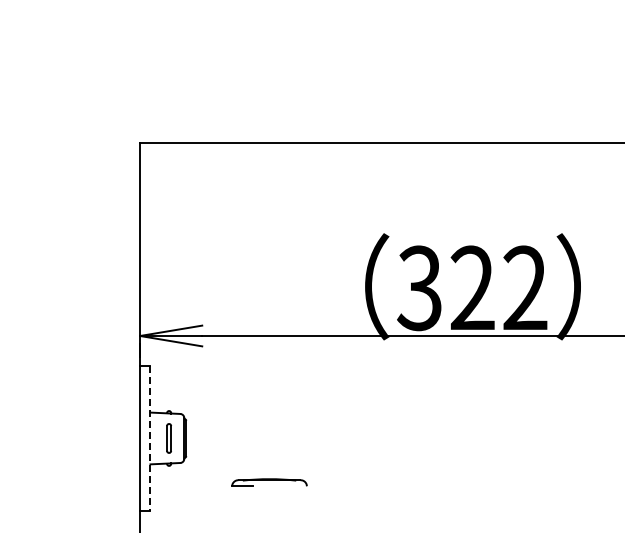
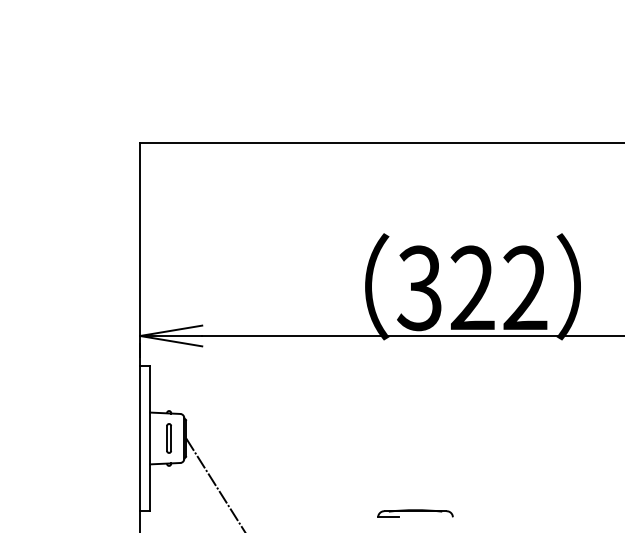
line: dashed -> solid (150, 438)
part position: (269, 482) -> (415, 513) (415, 513)
line: none -> present (214, 483)
